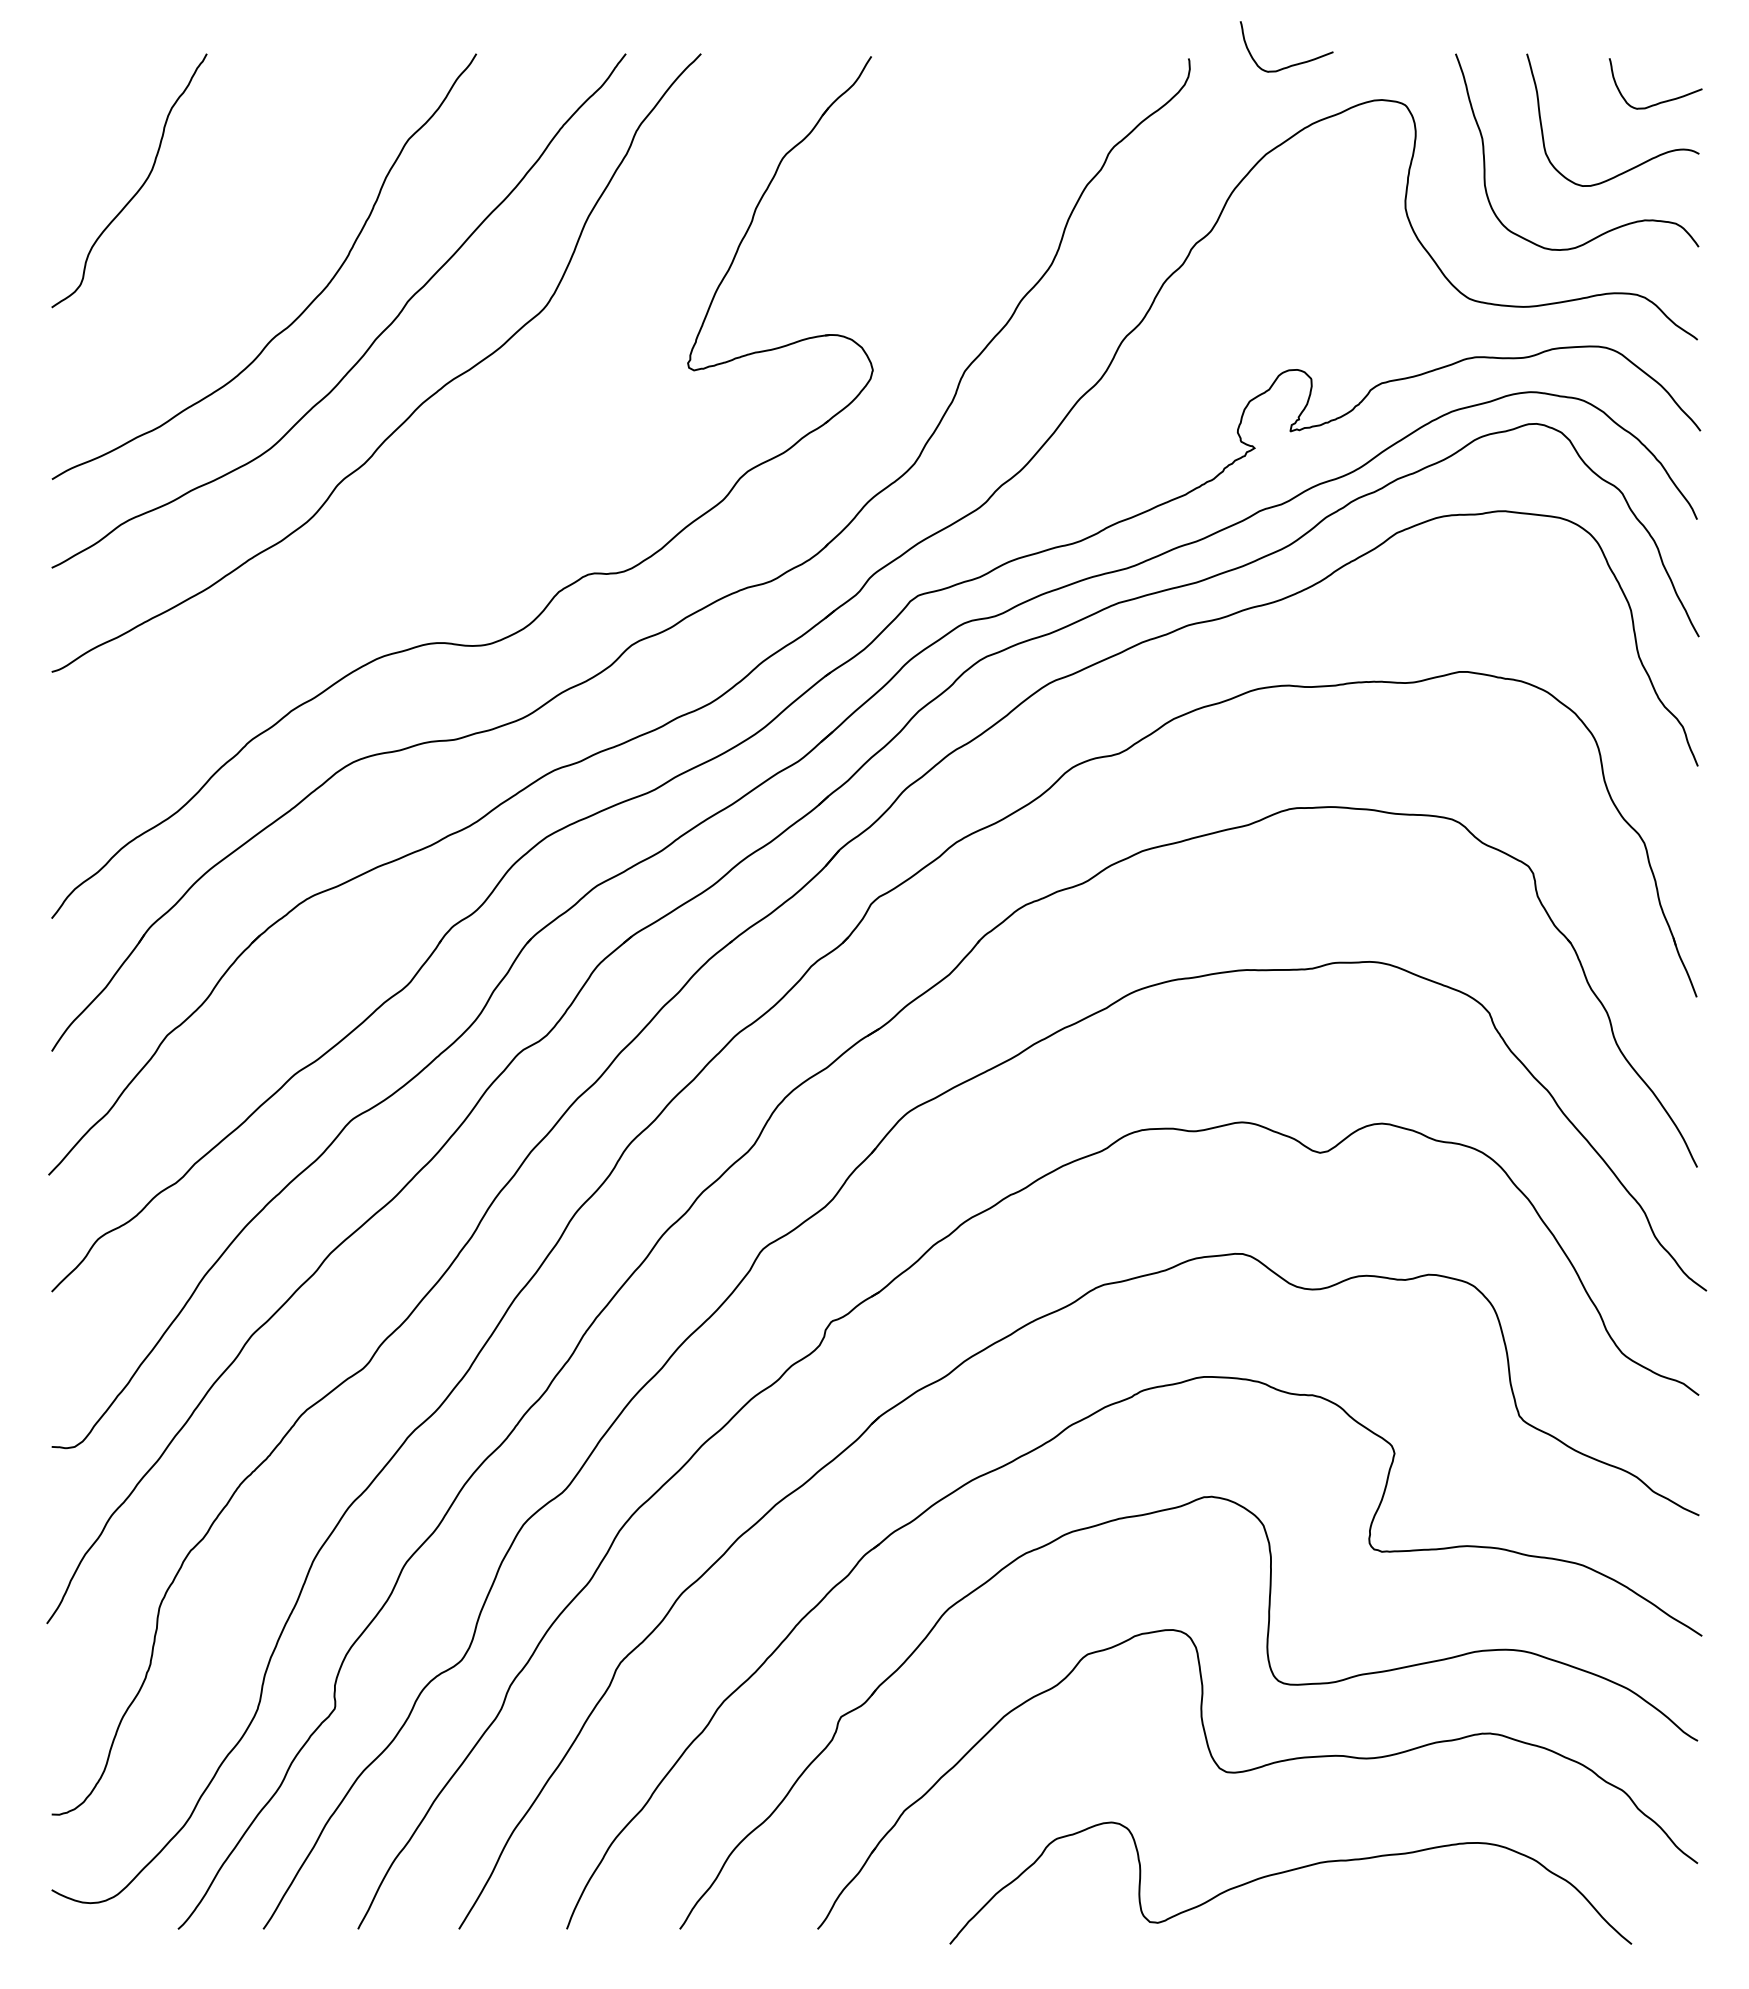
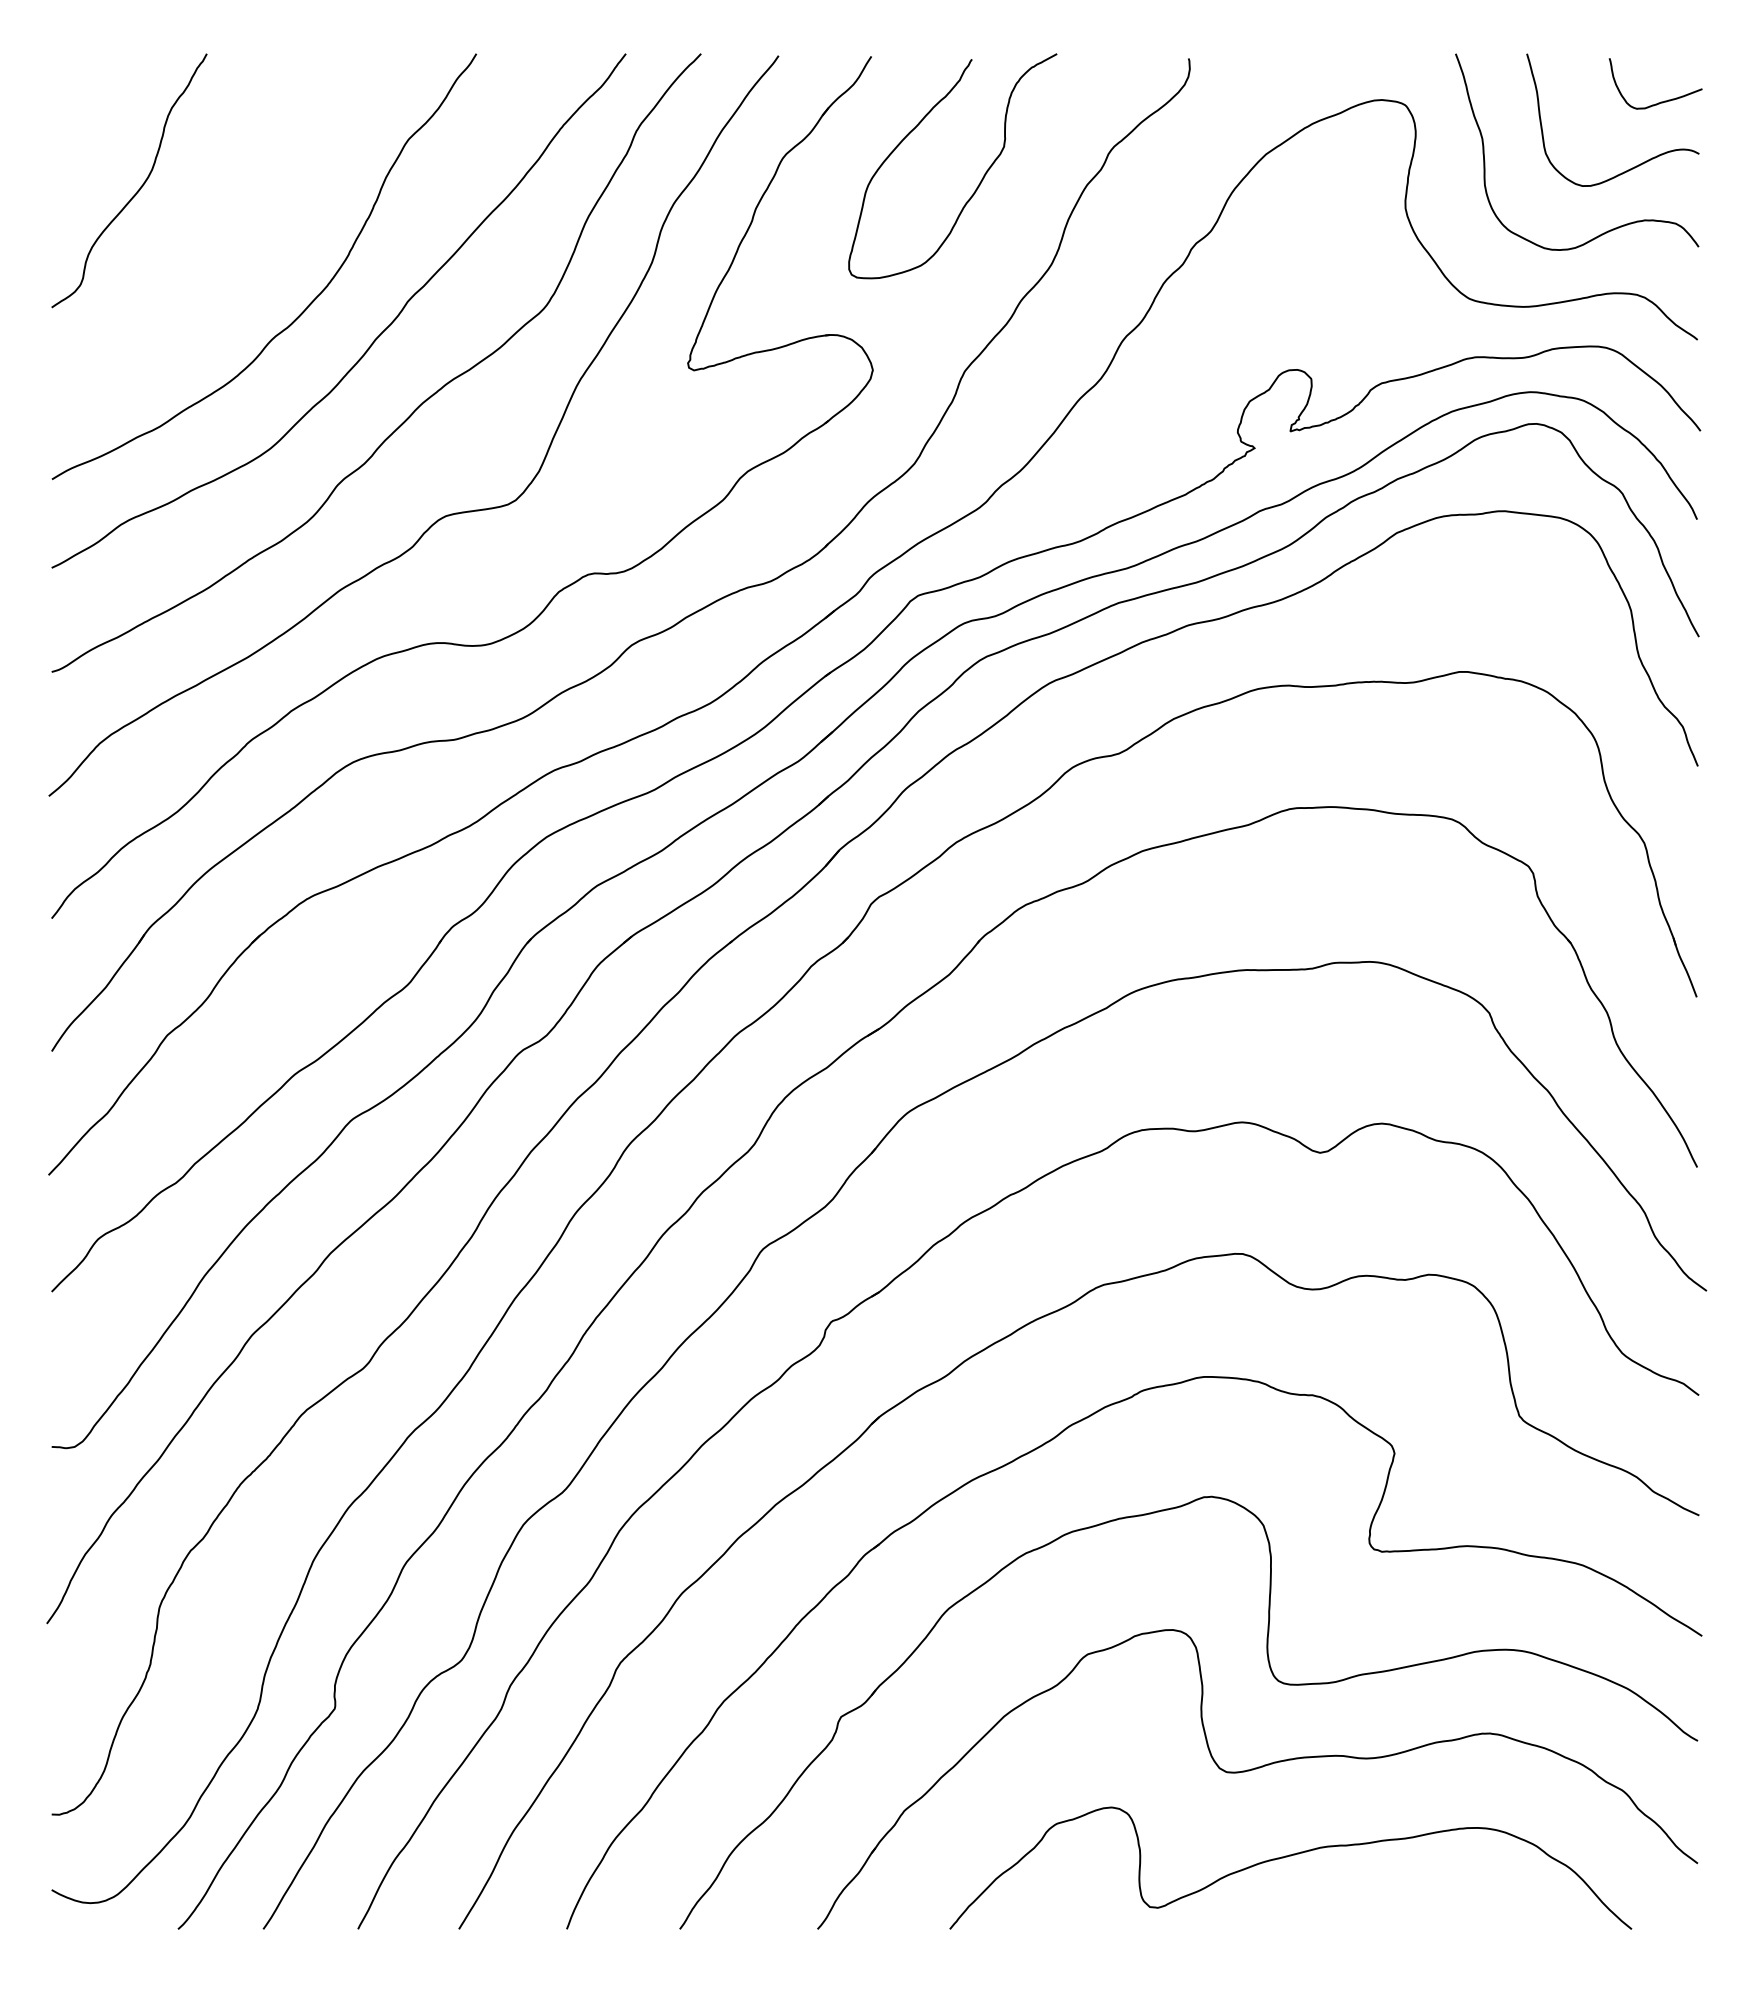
curve: present -> none (1292, 64)
curve: none -> present (980, 180)
curve: none -> present (444, 515)
curve position: (1287, 1872) -> (1287, 1857) (1287, 1857)
